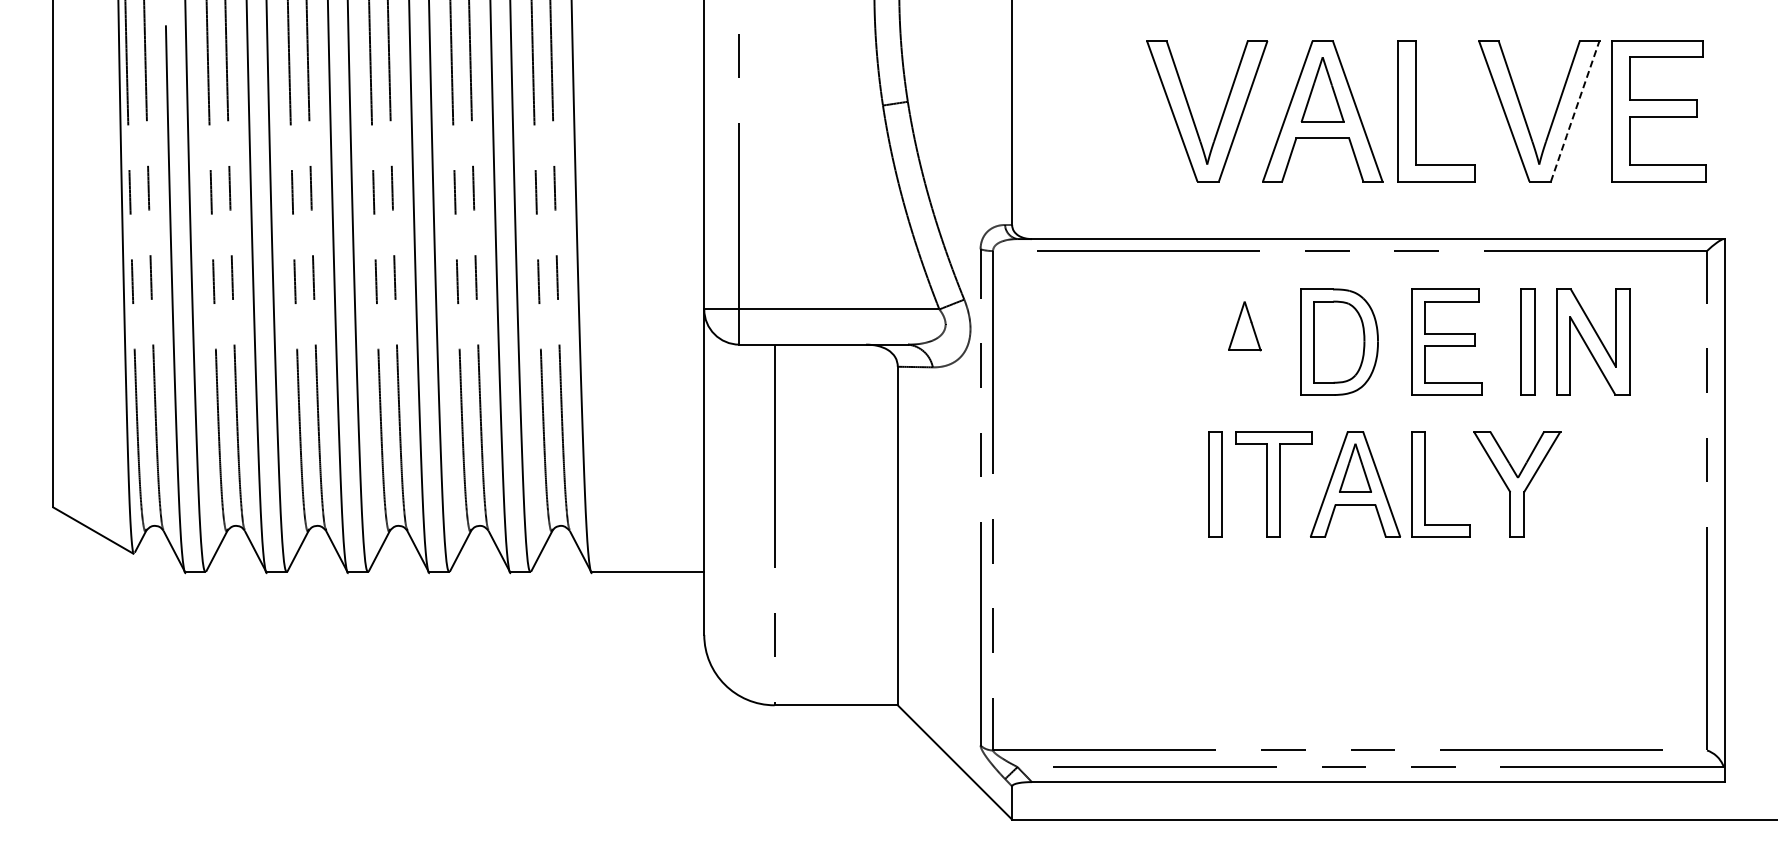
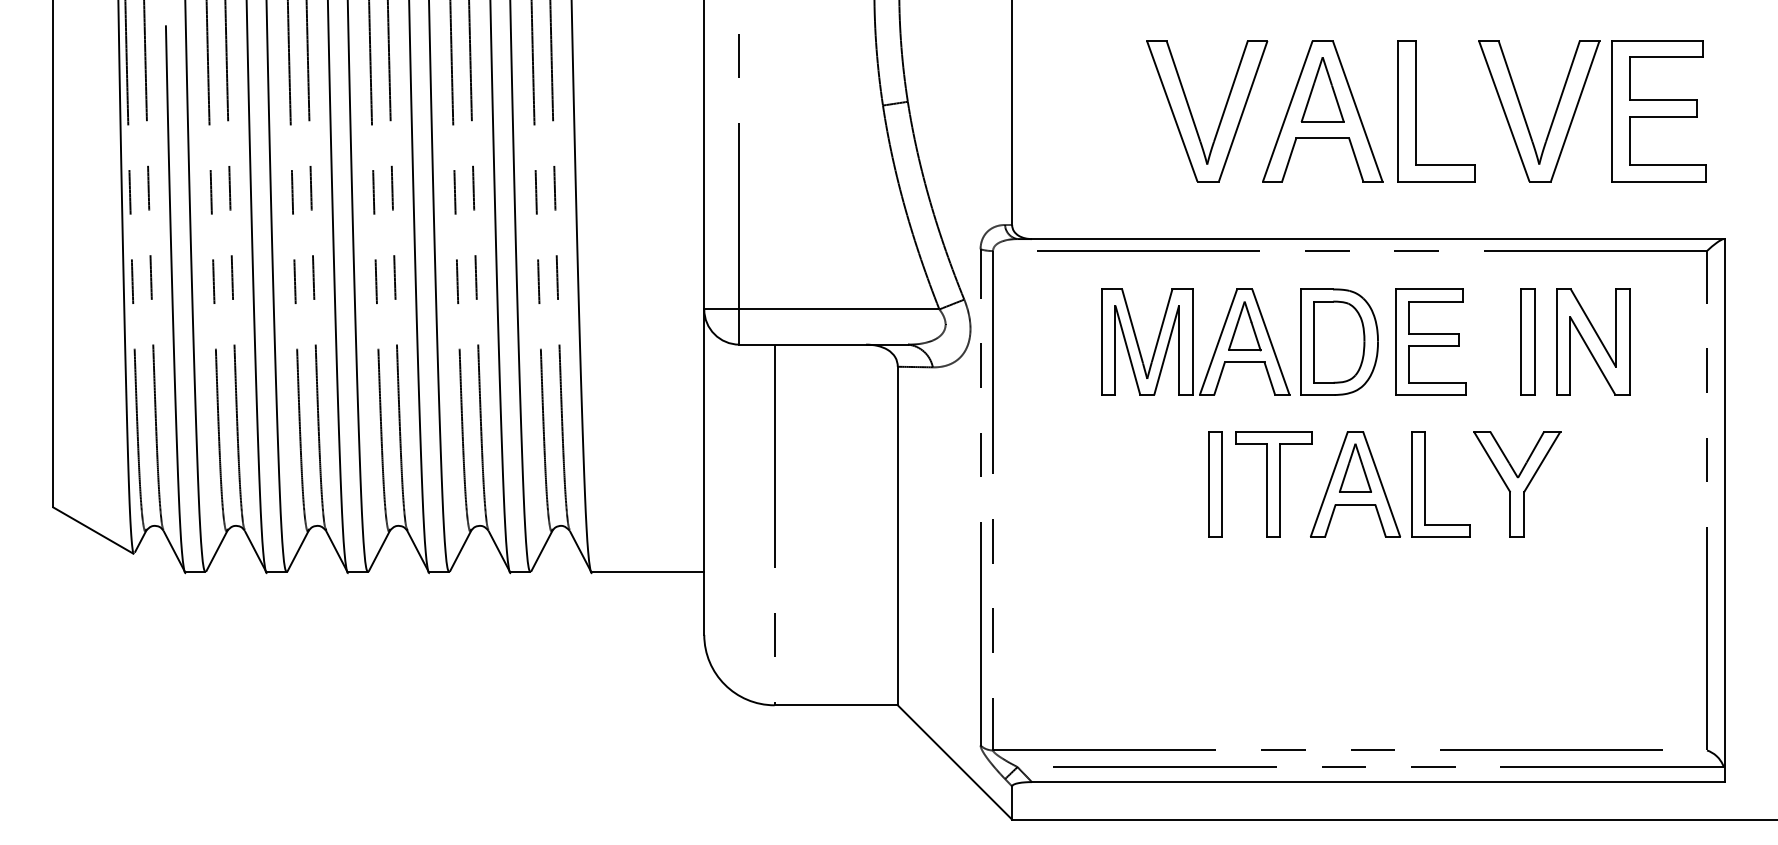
line: dashed -> solid (1575, 110)
part: none -> present (1195, 341)
part position: (1446, 341) -> (1430, 341) (1430, 341)
